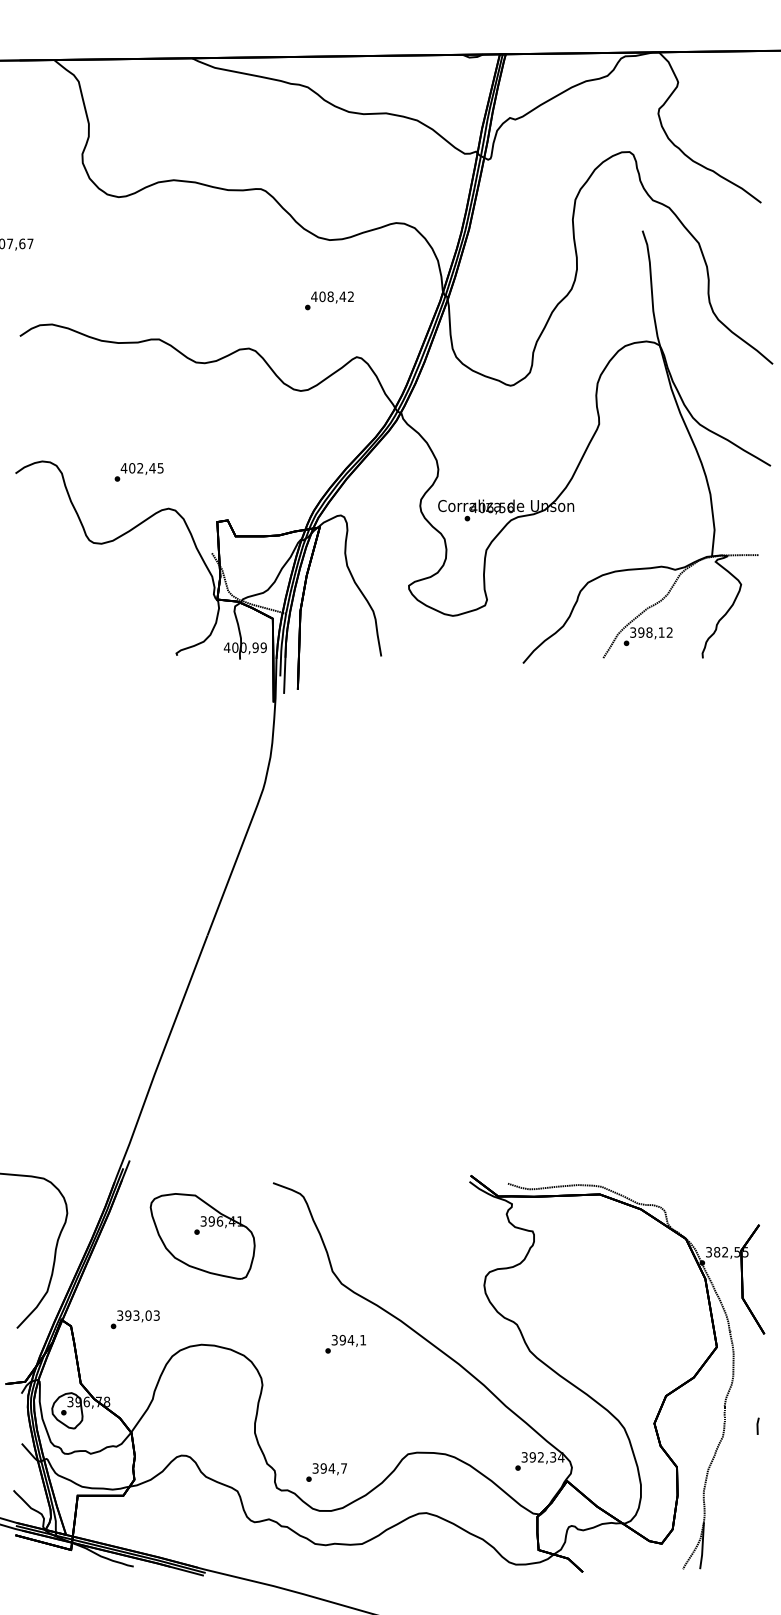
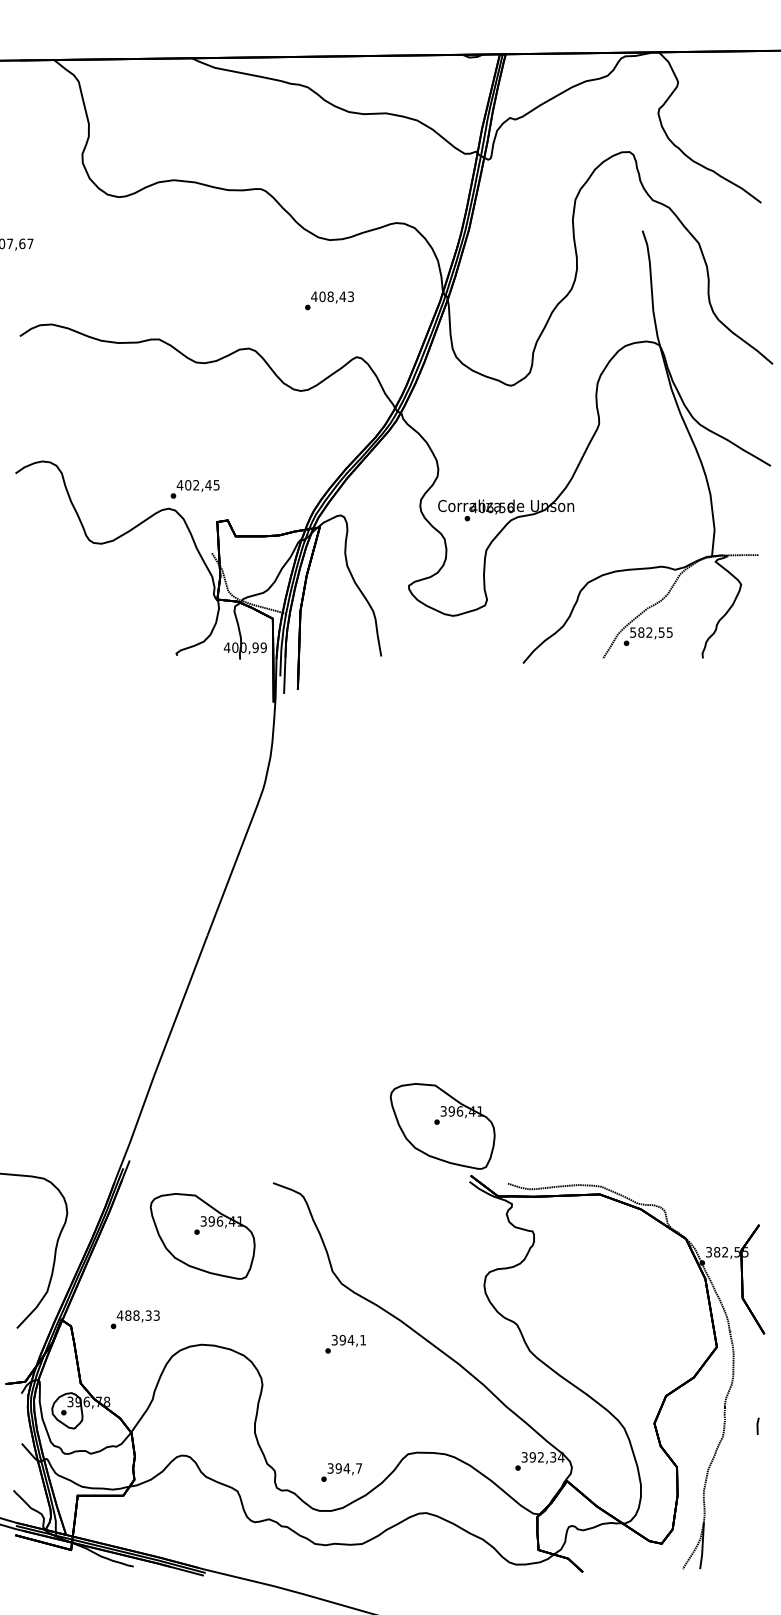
text: 408,42 -> 408,43 (350, 297)
text position: (138, 472) -> (194, 489) (194, 489)
text: 398,12 -> 582,55 (651, 632)
part: none -> present (442, 1126)
text: 393,03 -> 488,33 (133, 1315)
text position: (326, 1472) -> (341, 1472) (341, 1472)
